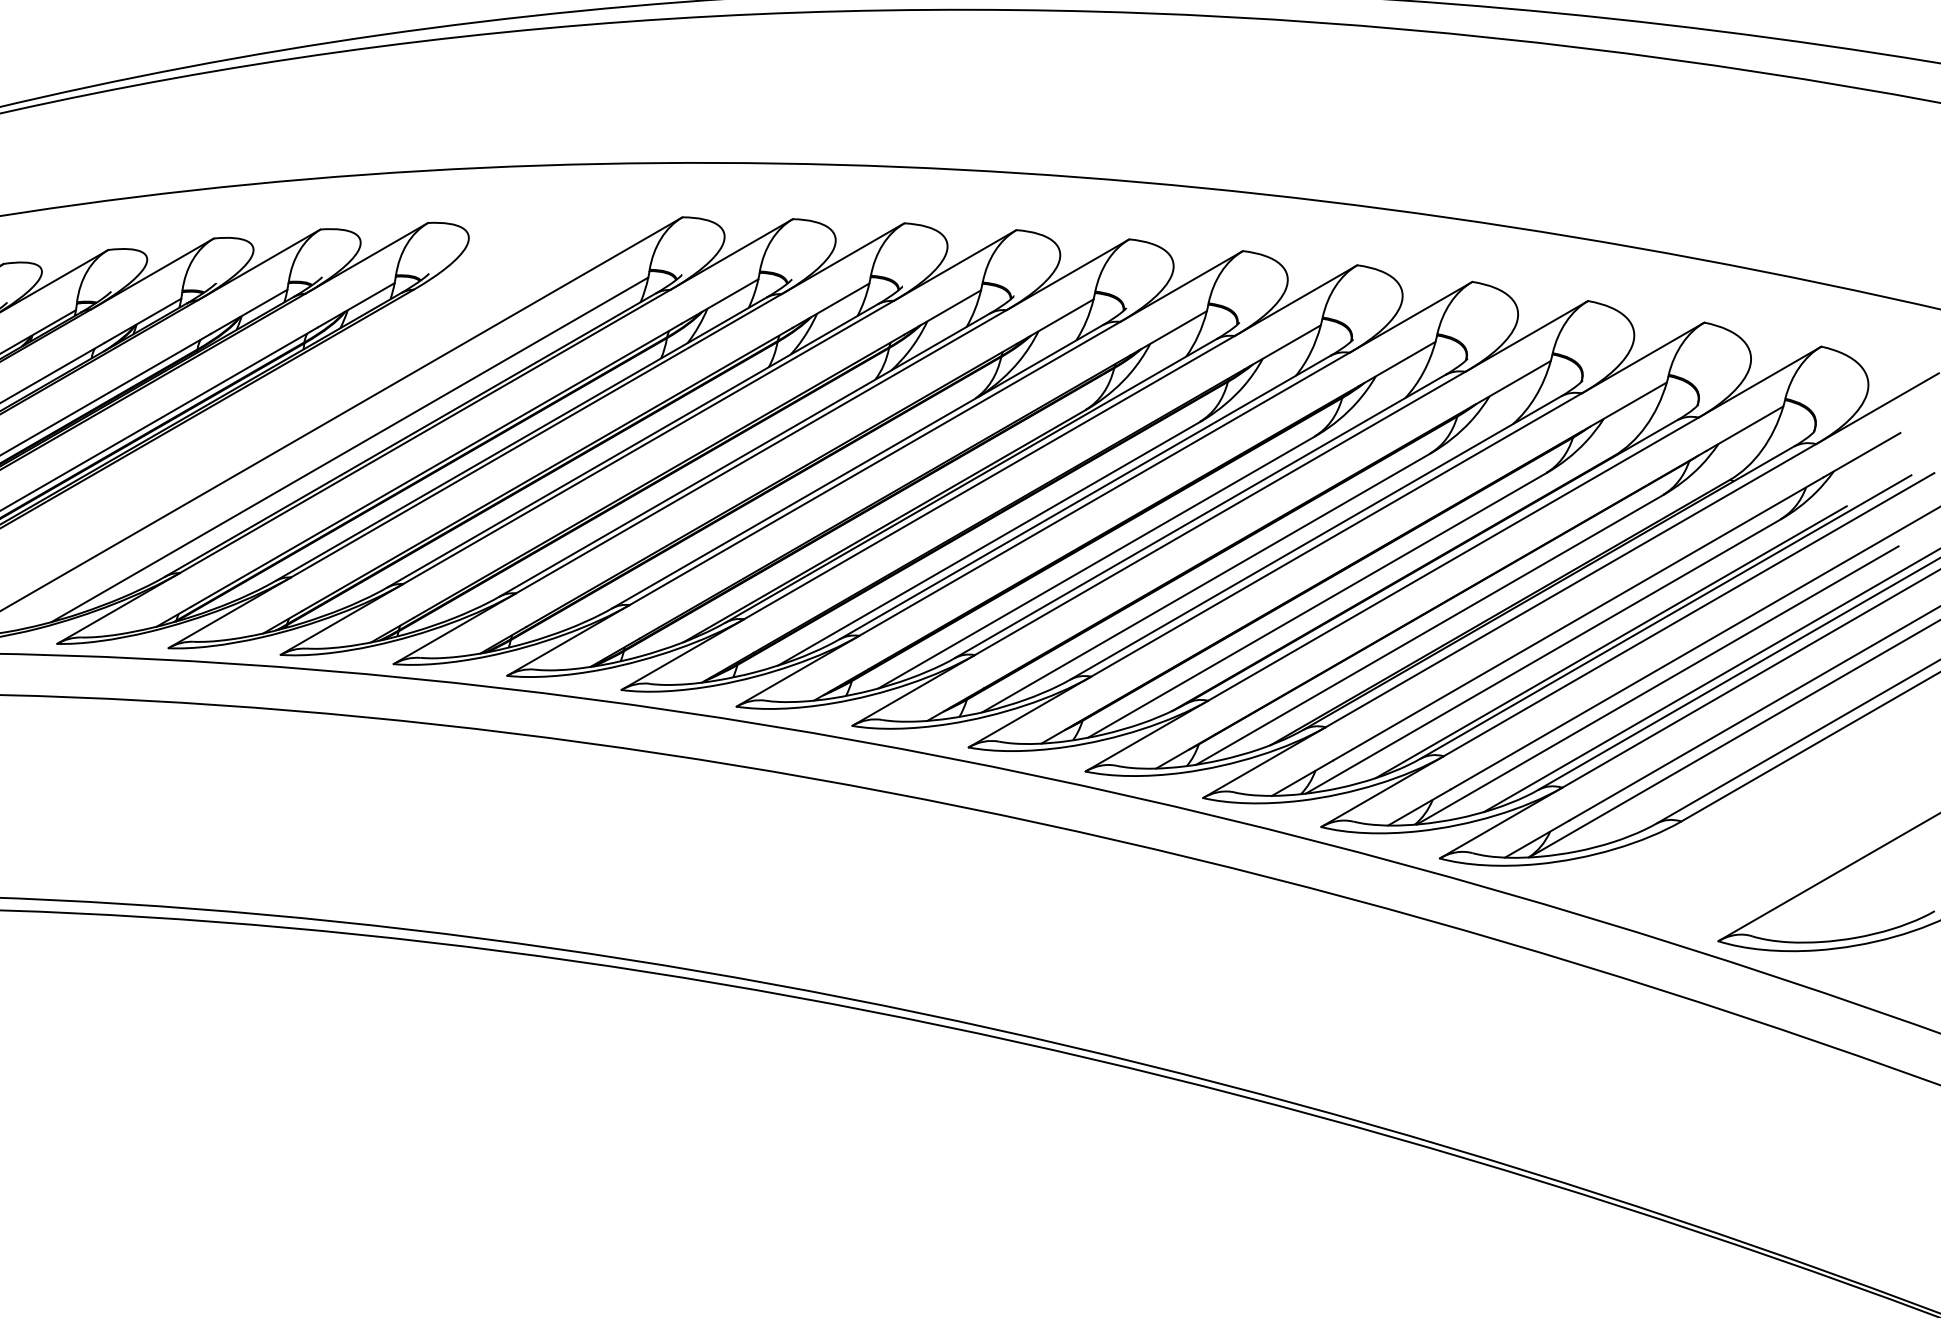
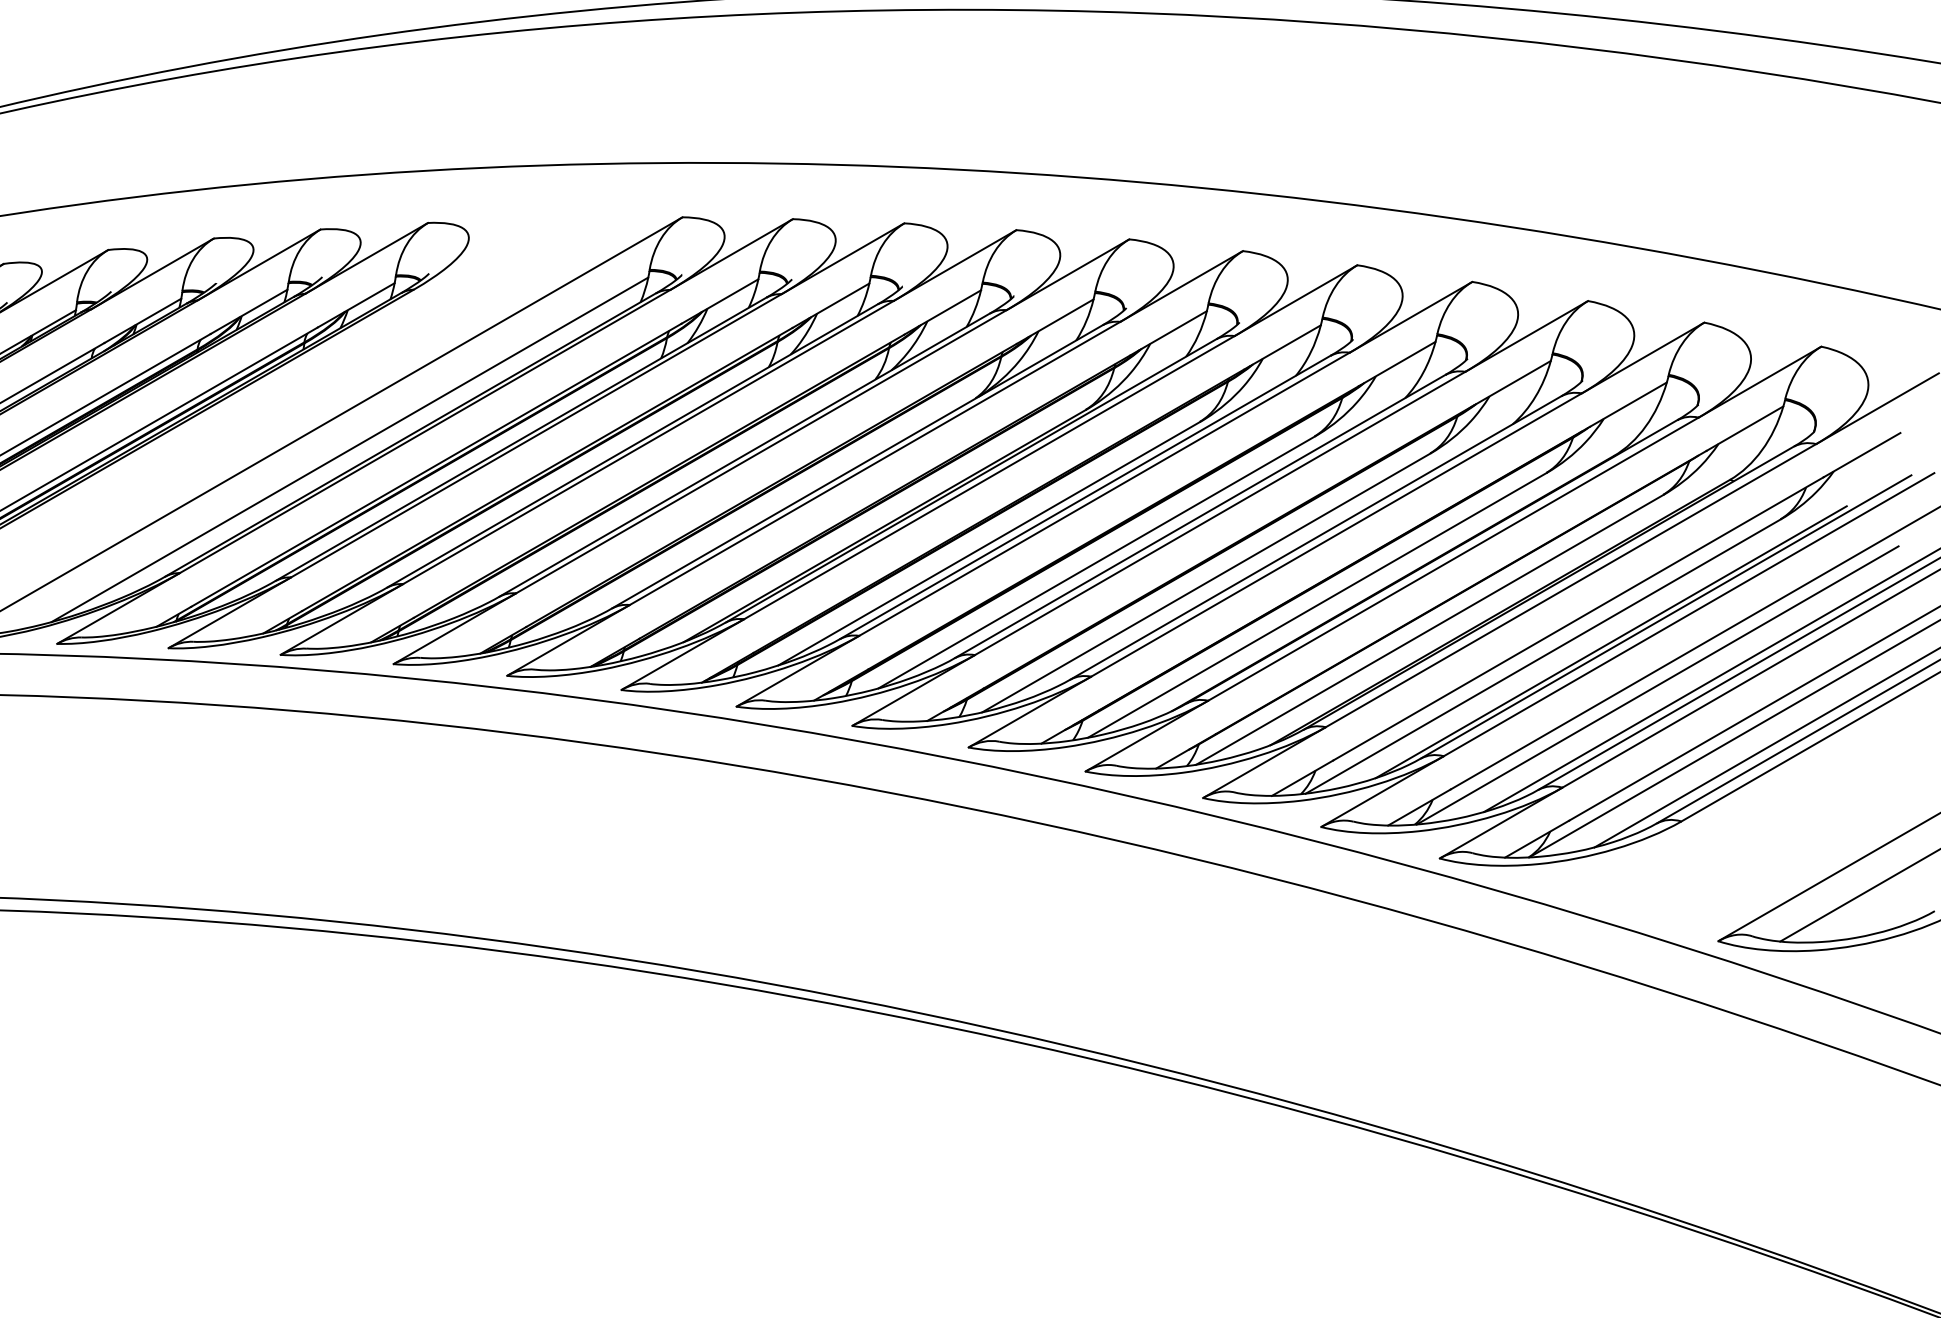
line: none -> present (1765, 748)
line: none -> present (1858, 895)
